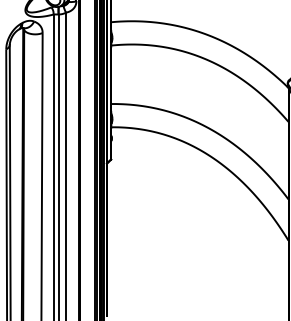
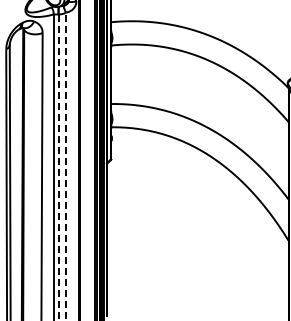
line: solid -> dashed (66, 166)
line: solid -> dashed (58, 167)
